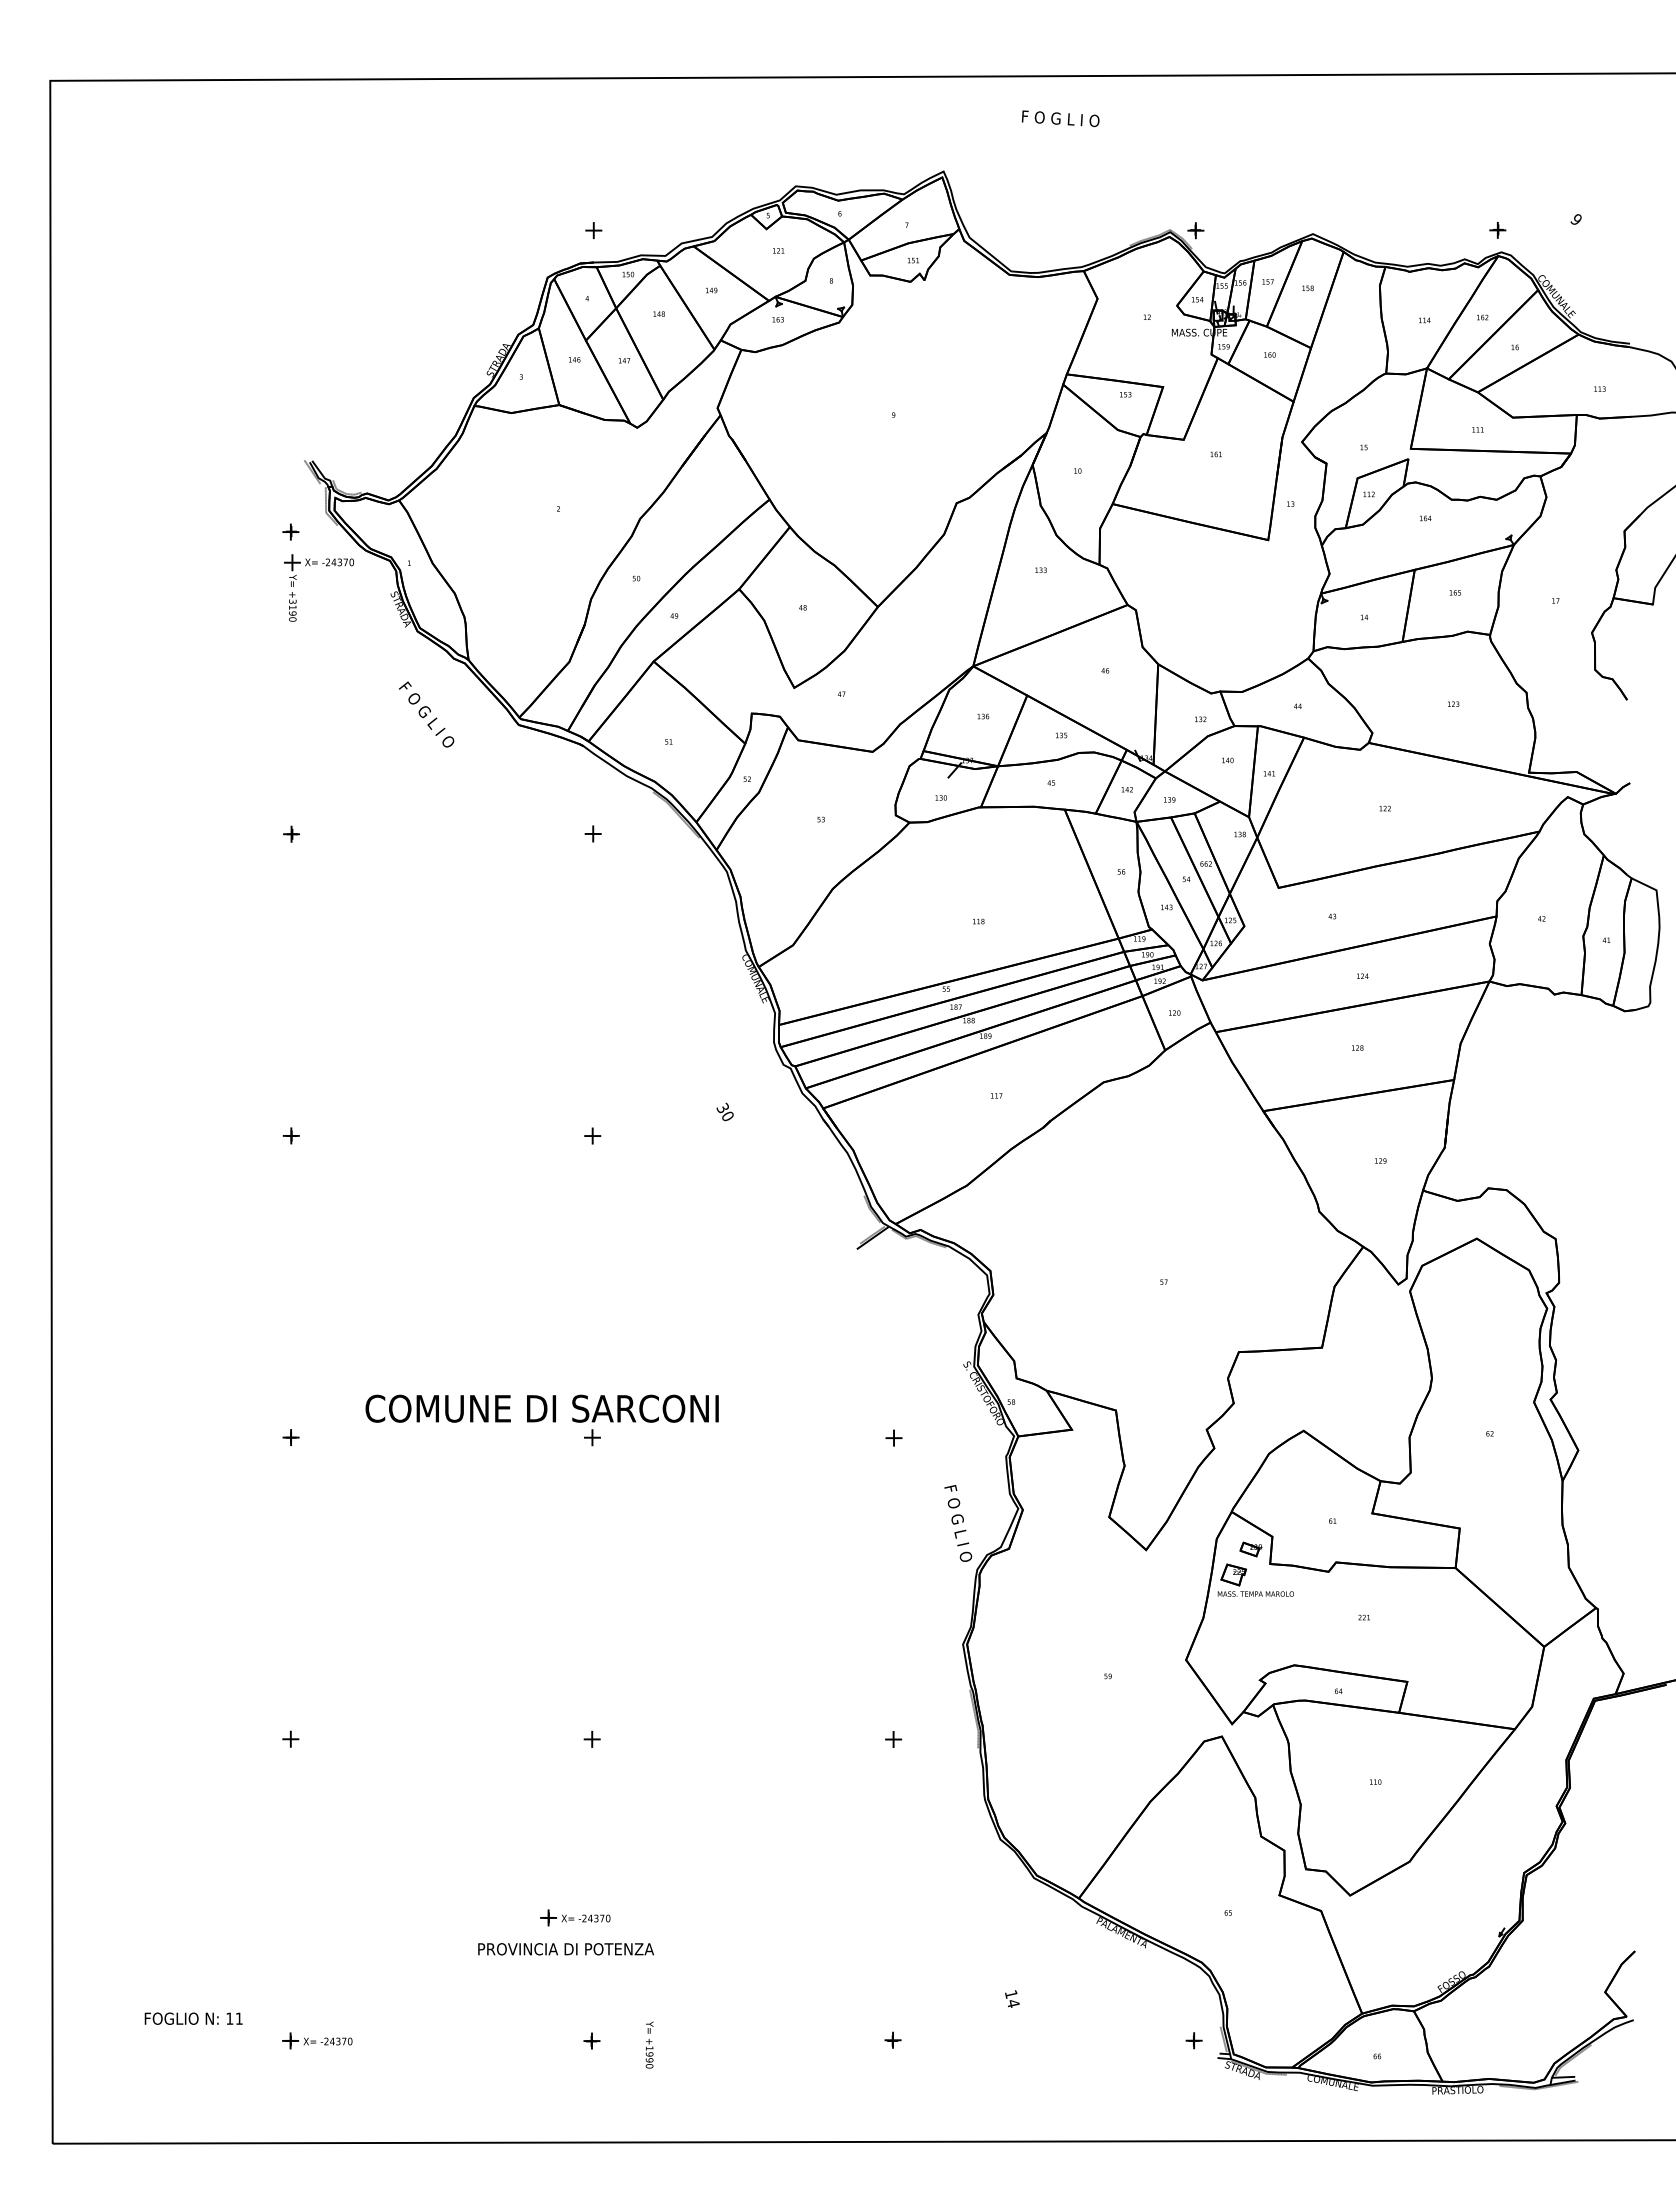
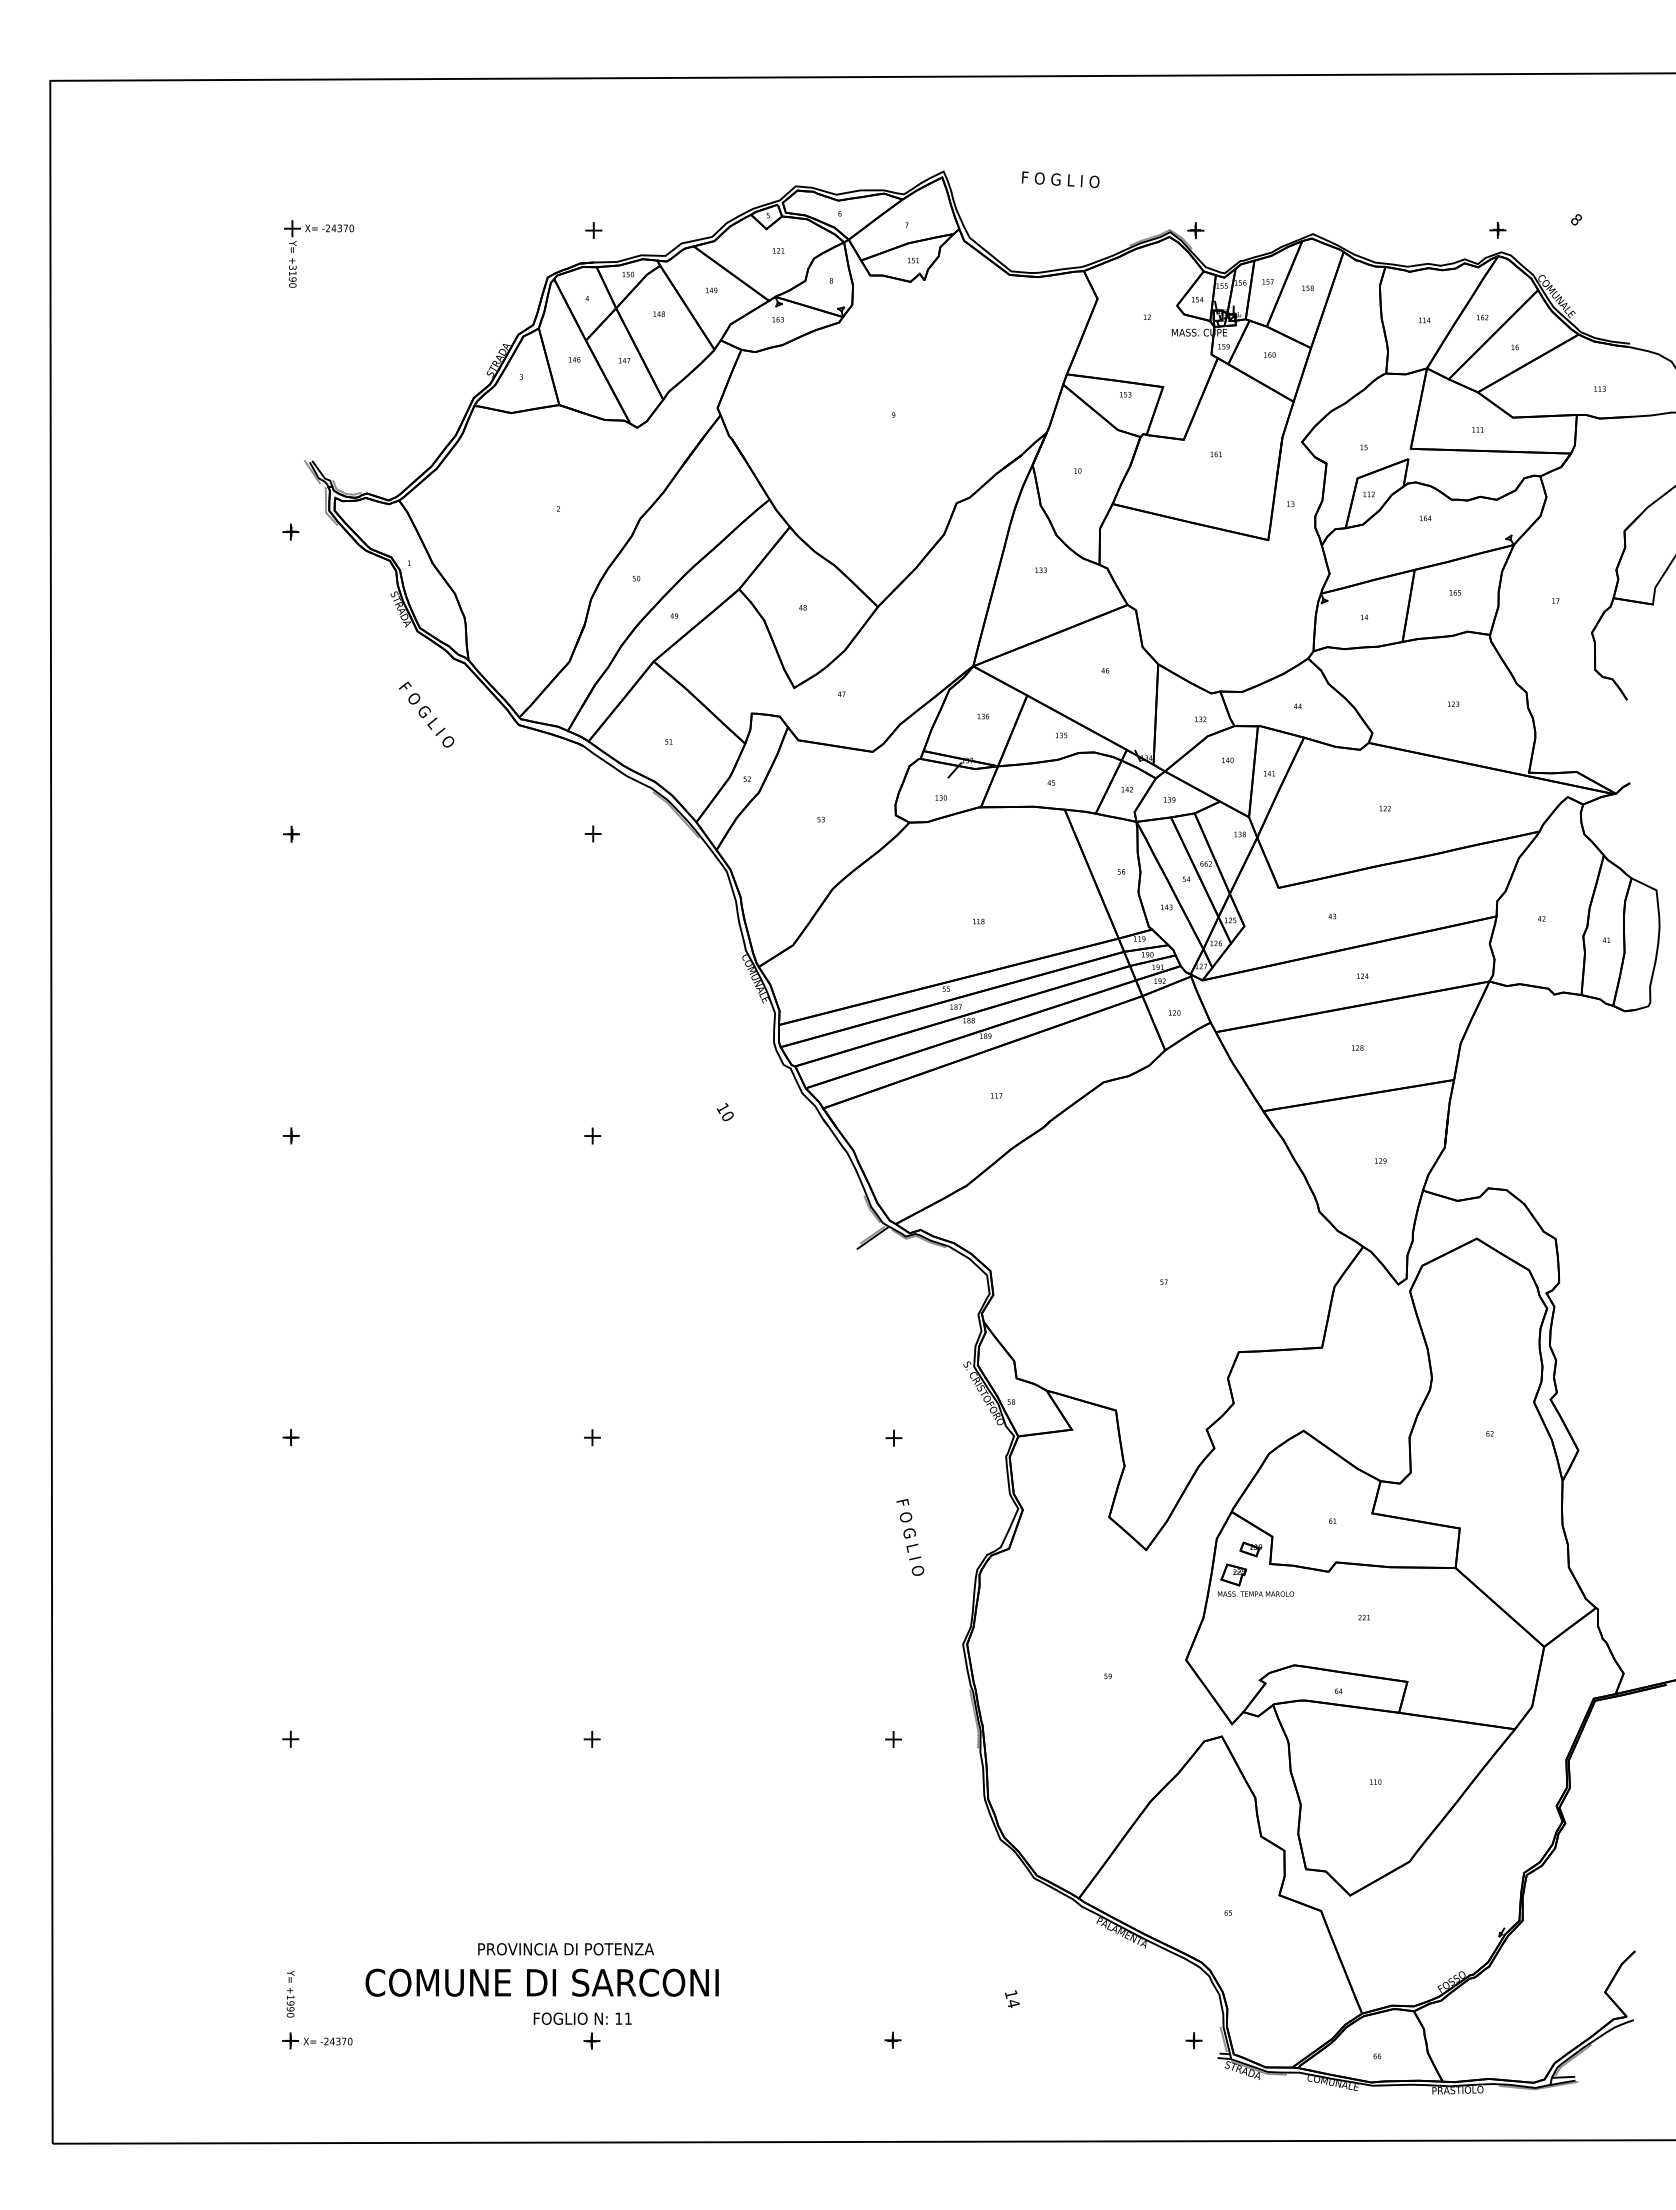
text position: (1060, 118) -> (1060, 179) (1060, 179)
text: 9 -> 8 (1575, 219)
part position: (310, 566) -> (310, 232) (310, 232)
text: 30 -> 10 (722, 1107)
text position: (541, 1408) -> (541, 1982) (541, 1982)
text position: (958, 1523) -> (910, 1537) (910, 1537)
part: present -> none (575, 1917)
text position: (193, 2018) -> (582, 2018) (582, 2018)
text position: (649, 2044) -> (290, 1993) (290, 1993)
